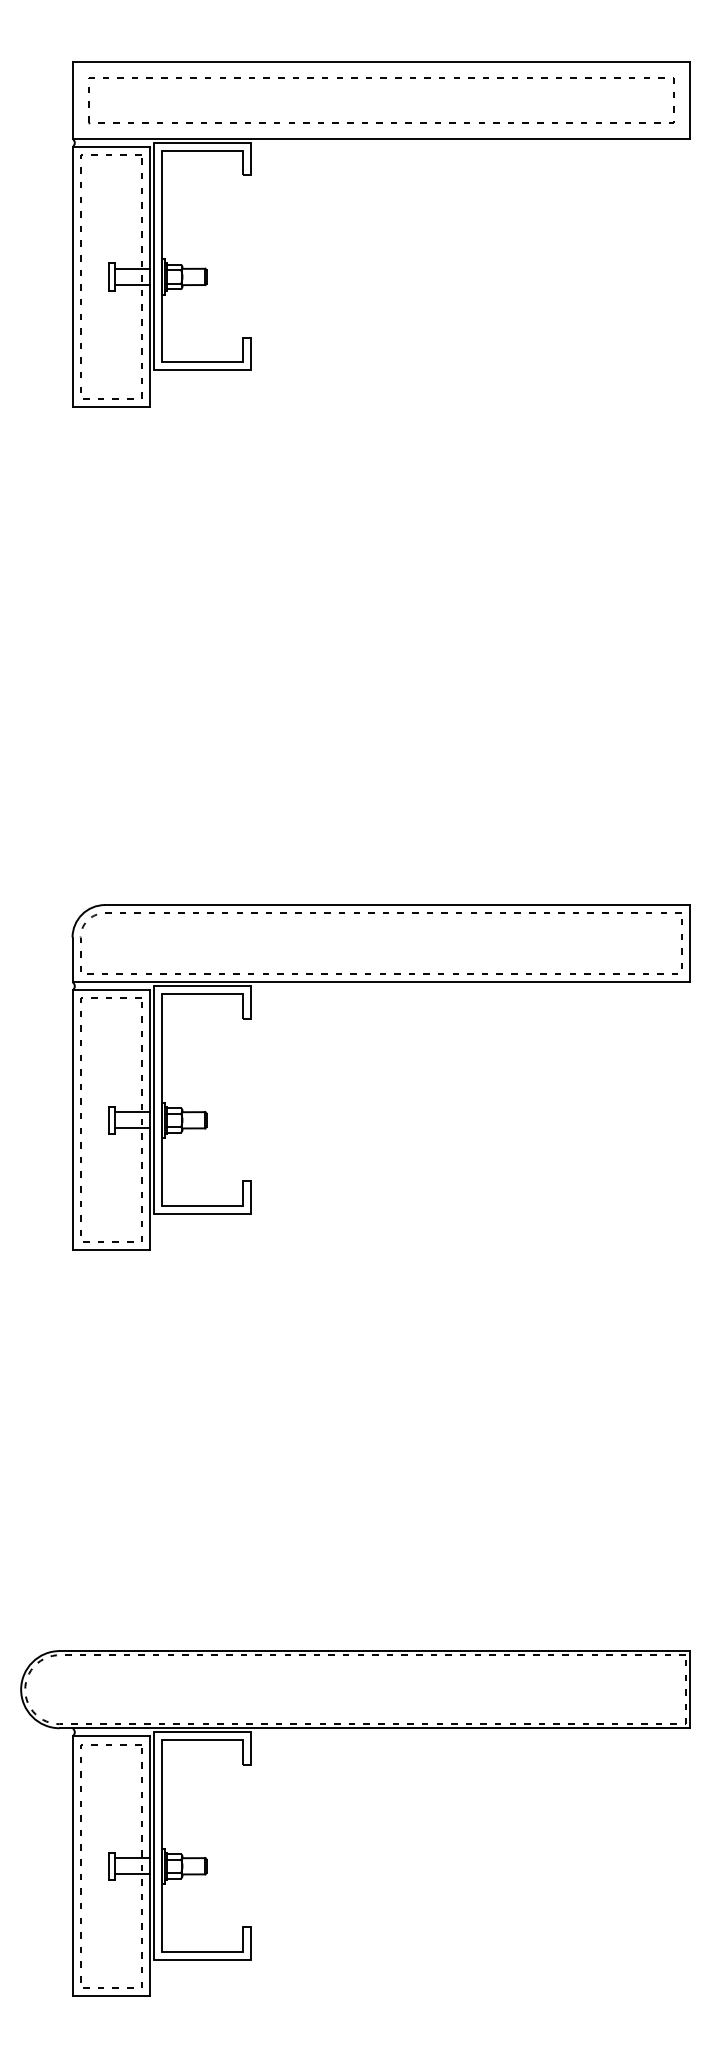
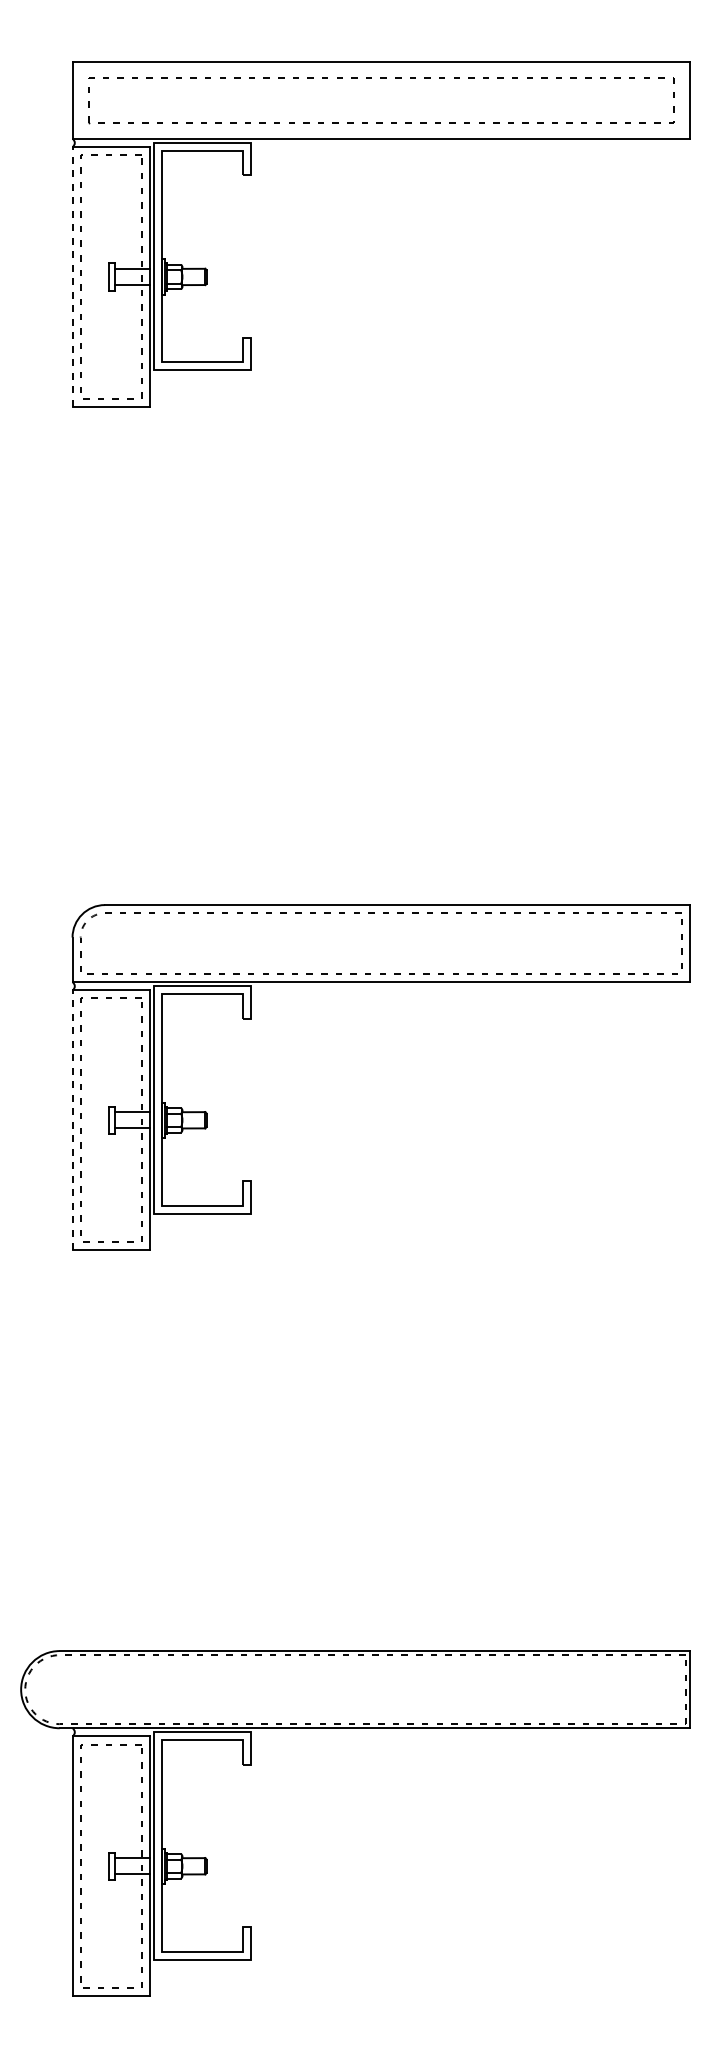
line: solid -> dashed (72, 276)
line: solid -> dashed (72, 1120)
